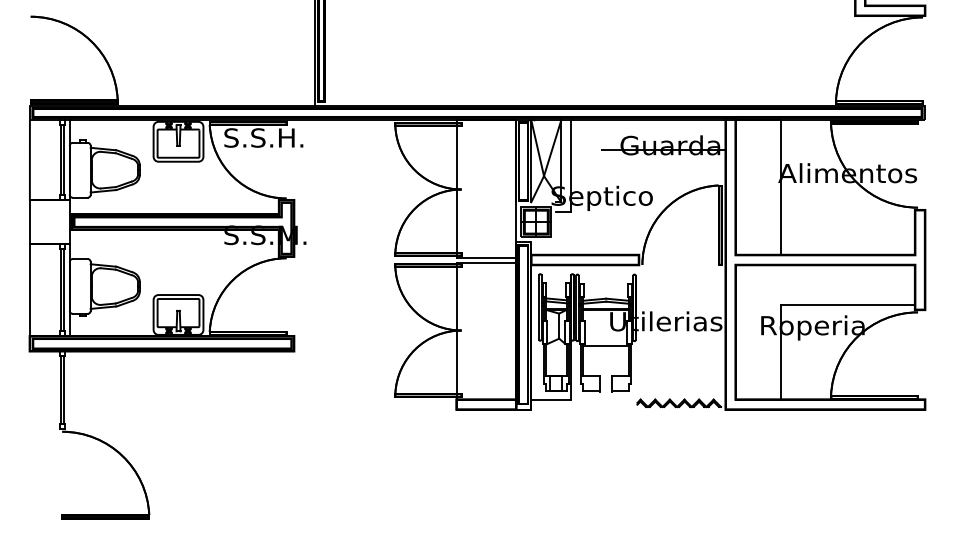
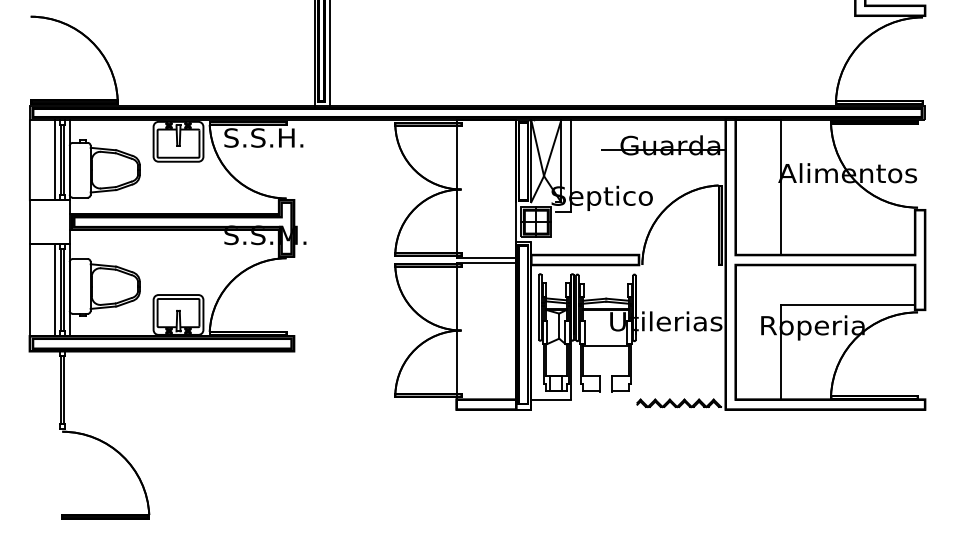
line: none -> present (330, 53)
line: none -> present (54, 160)
line: none -> present (54, 290)
